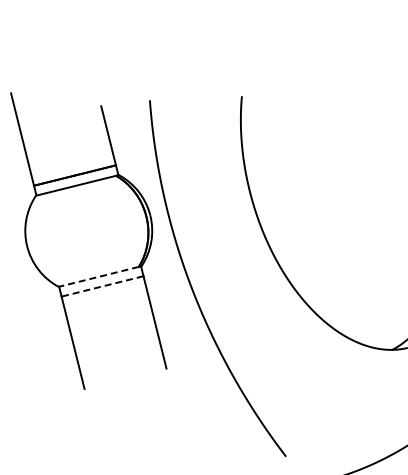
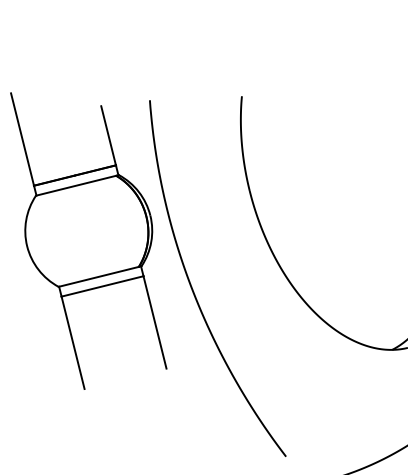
line: dashed -> solid (98, 277)
line: dashed -> solid (102, 286)
